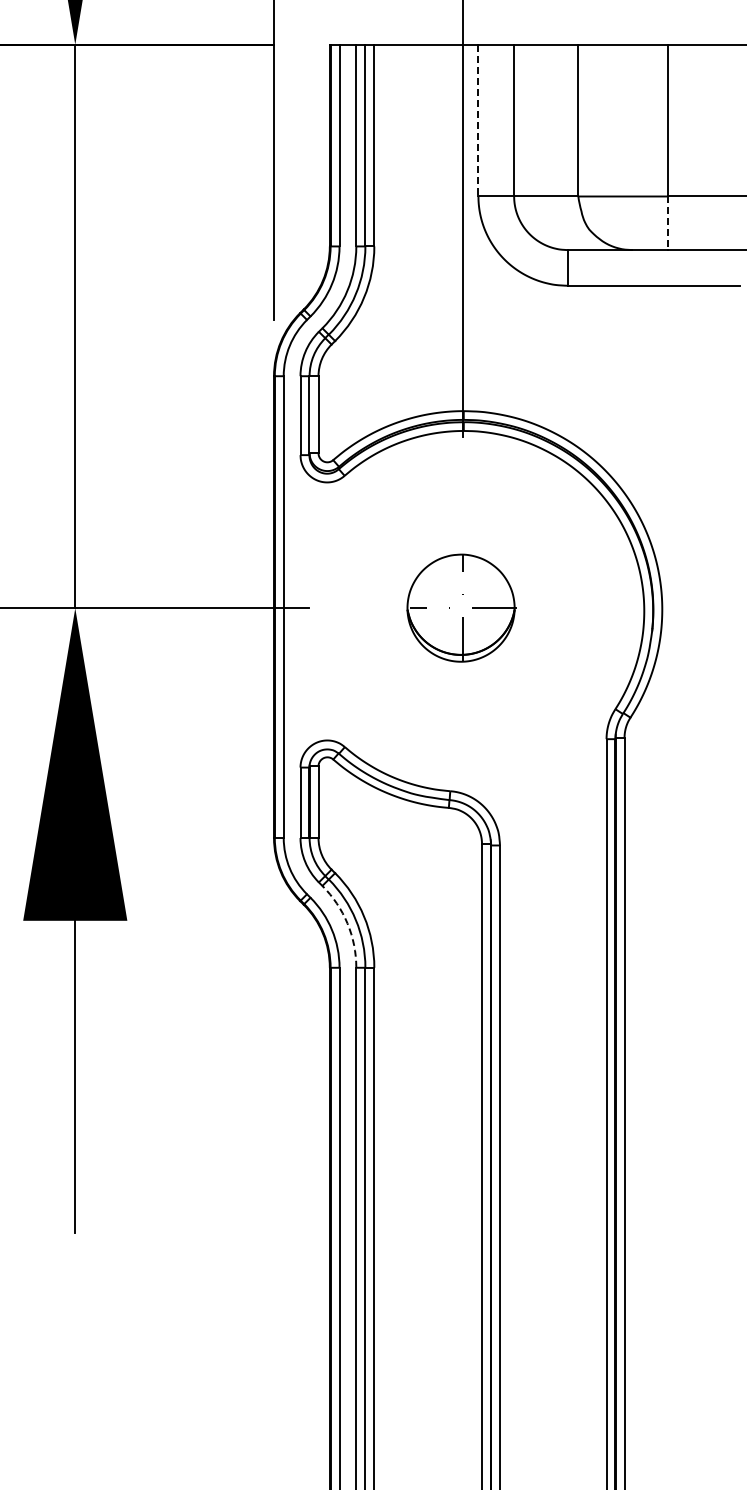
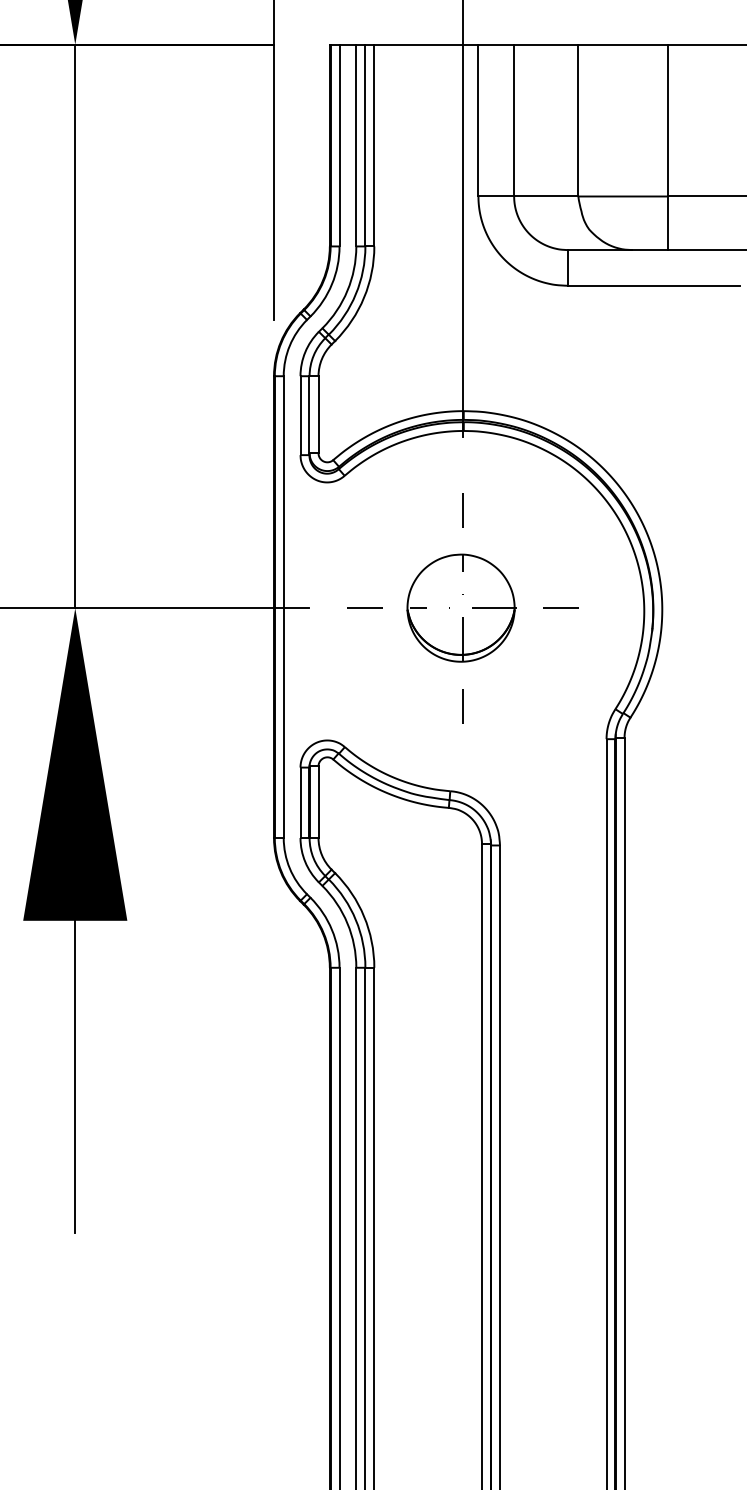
line: dashed -> solid (478, 120)
line: dashed -> solid (667, 223)
line: none -> present (462, 510)
line: none -> present (364, 608)
line: none -> present (560, 608)
line: none -> present (463, 705)
arc: dashed -> solid (347, 923)
